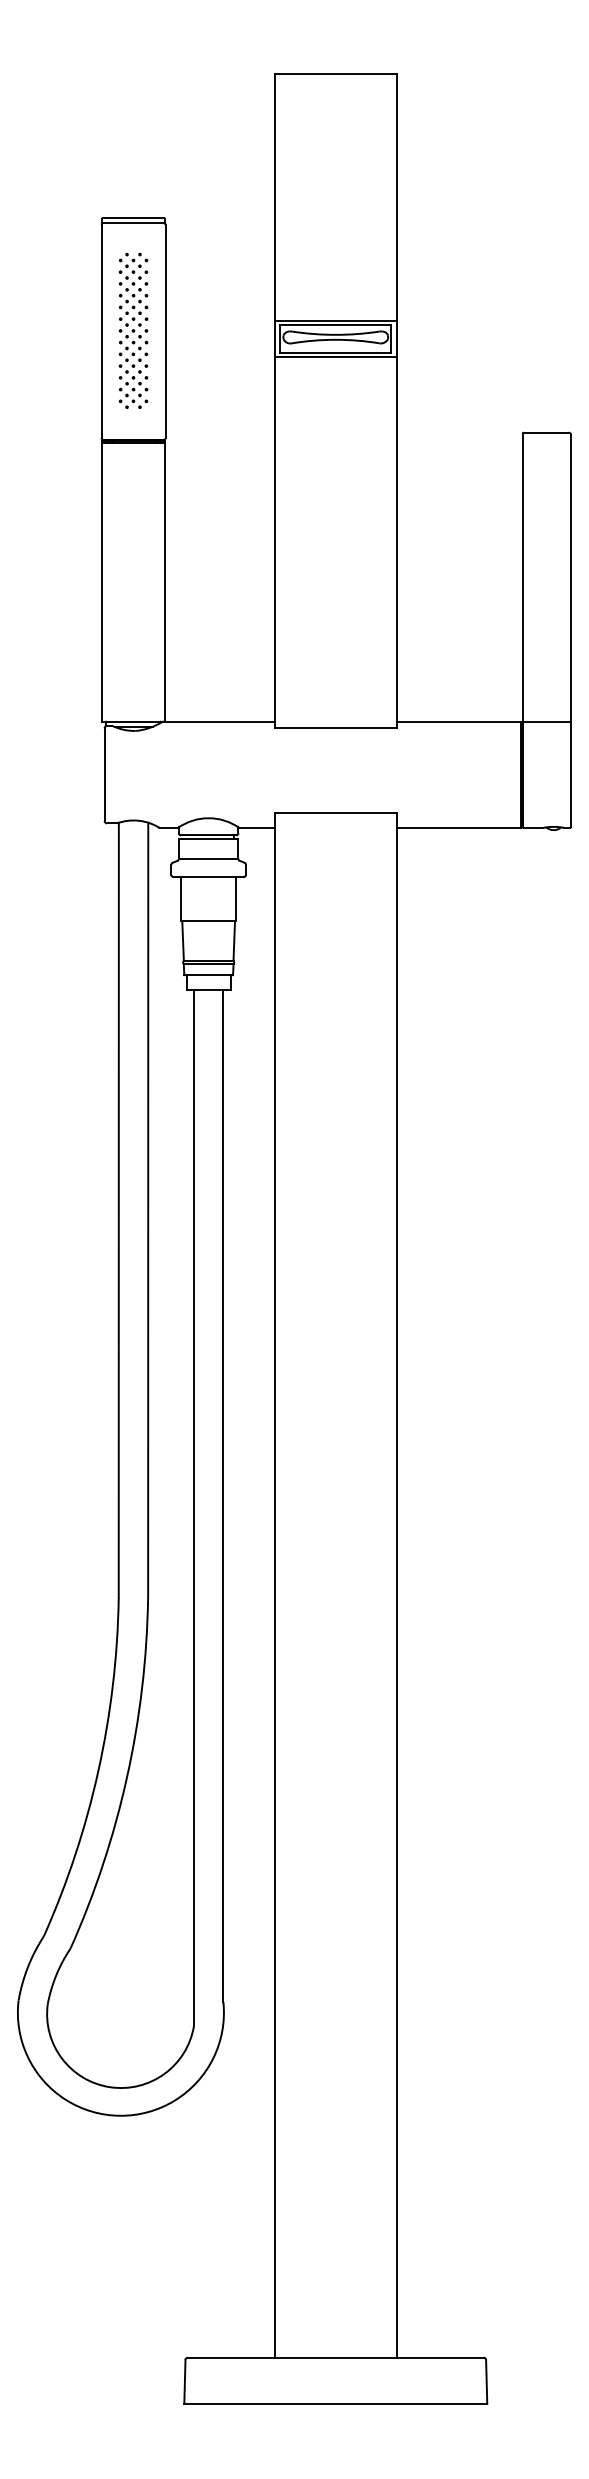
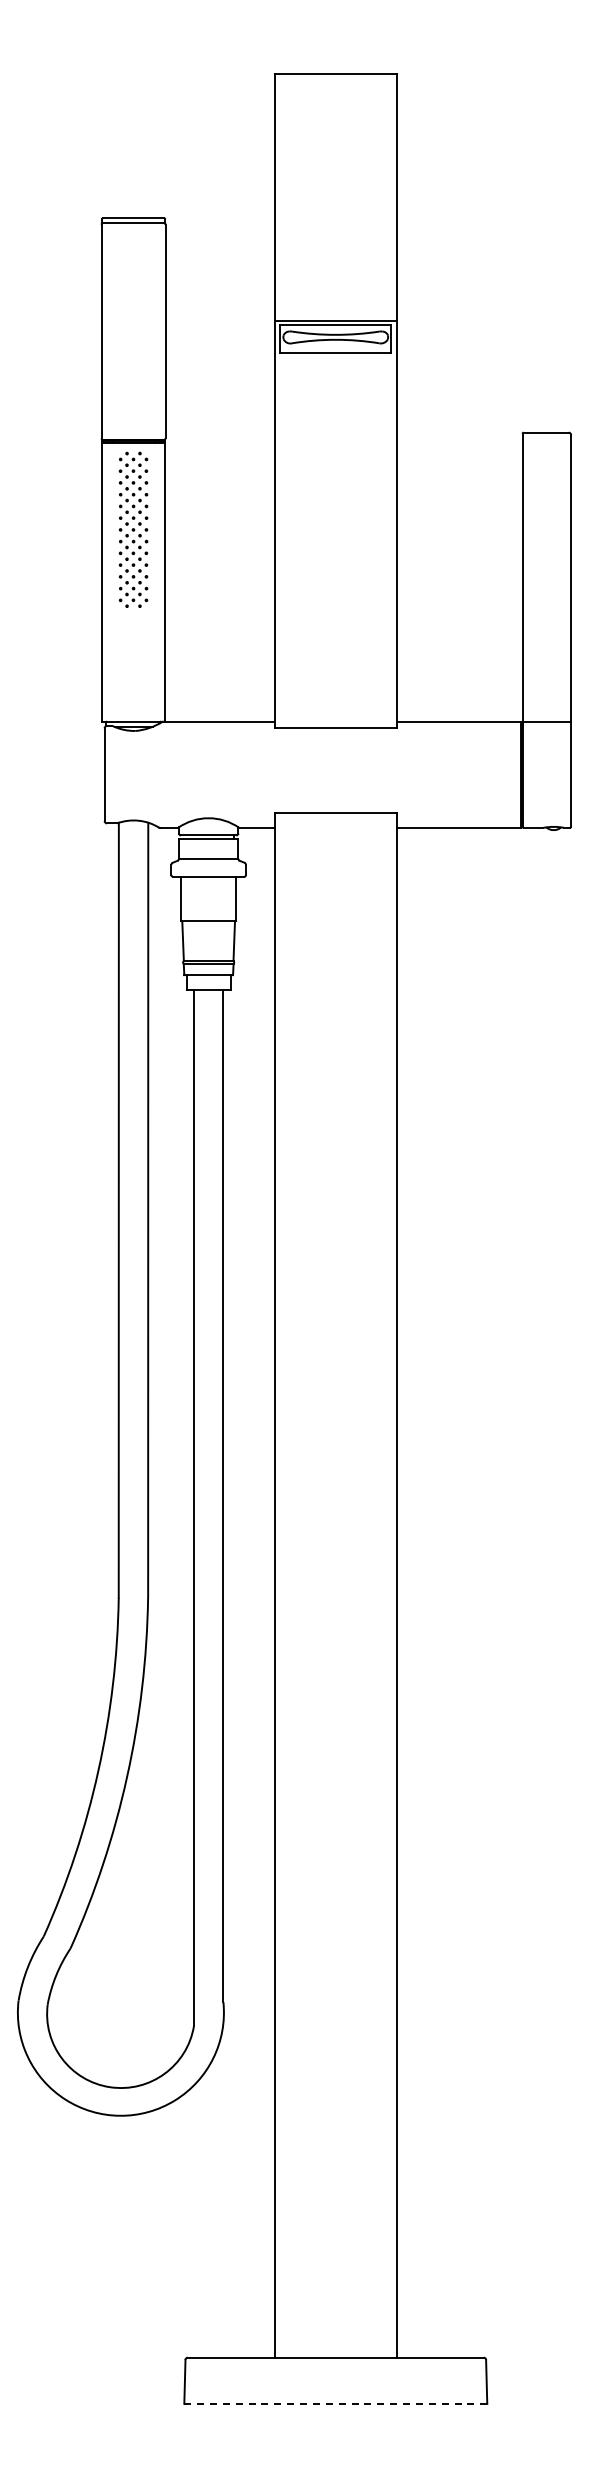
part position: (133, 330) -> (133, 529) (133, 529)
line: present -> none (335, 356)
line: solid -> dashed (335, 2403)
